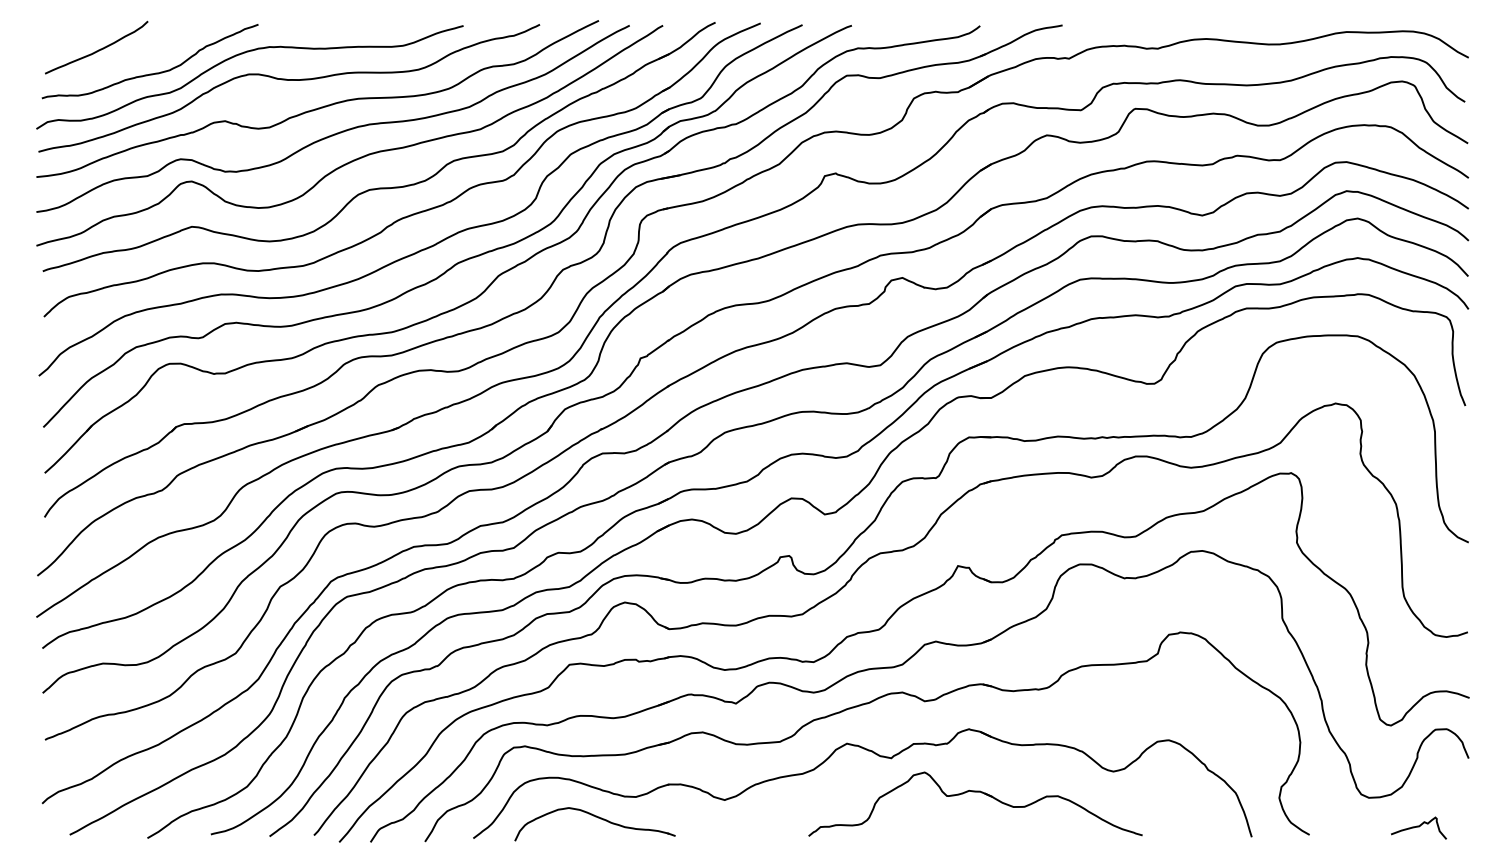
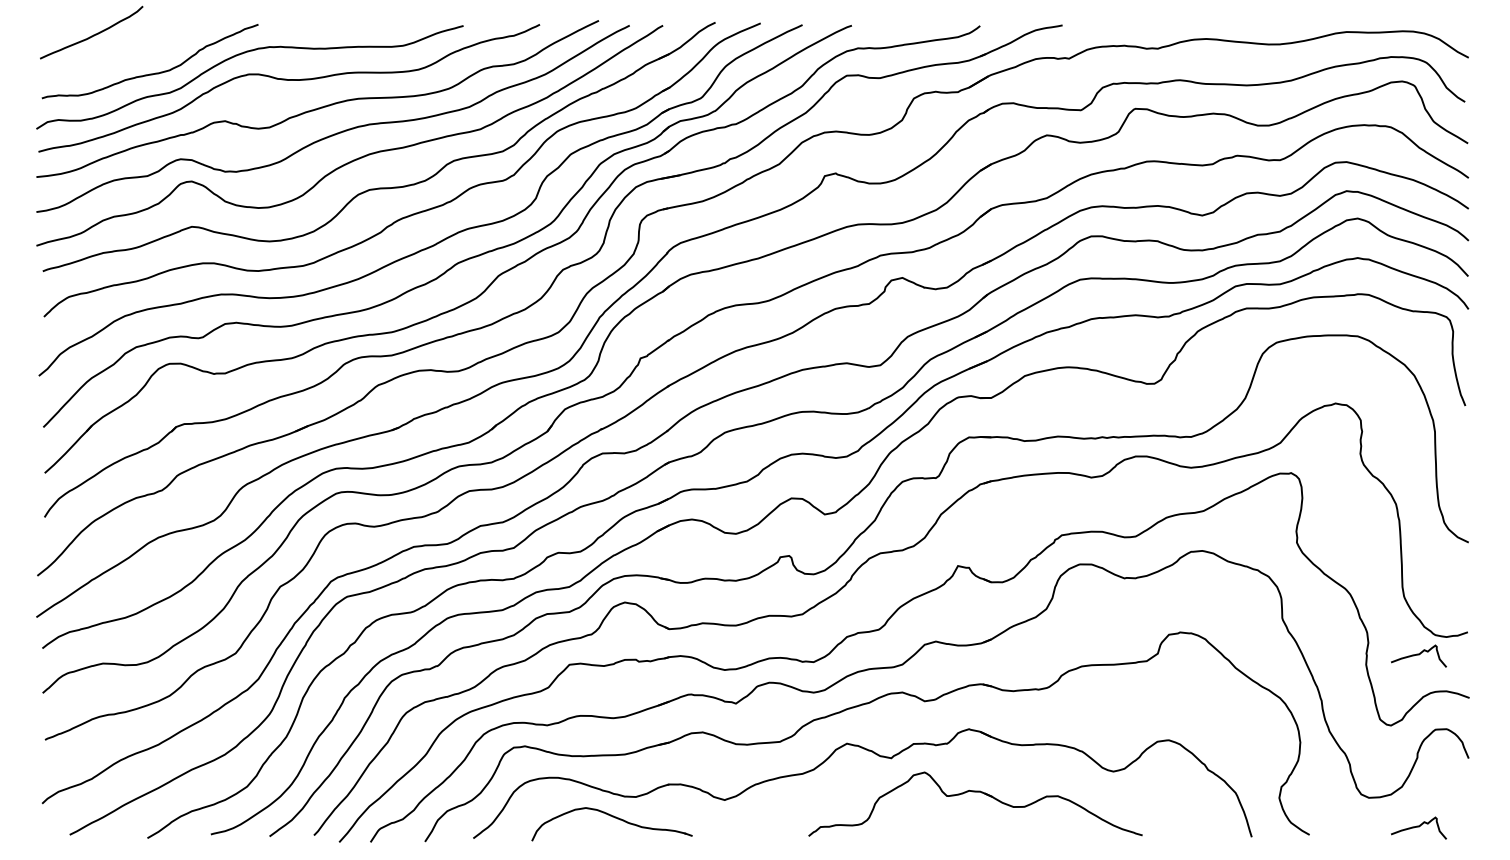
curve position: (98, 49) -> (93, 34) (93, 34)
curve: none -> present (1418, 655)
part position: (595, 817) -> (612, 817) (612, 817)
